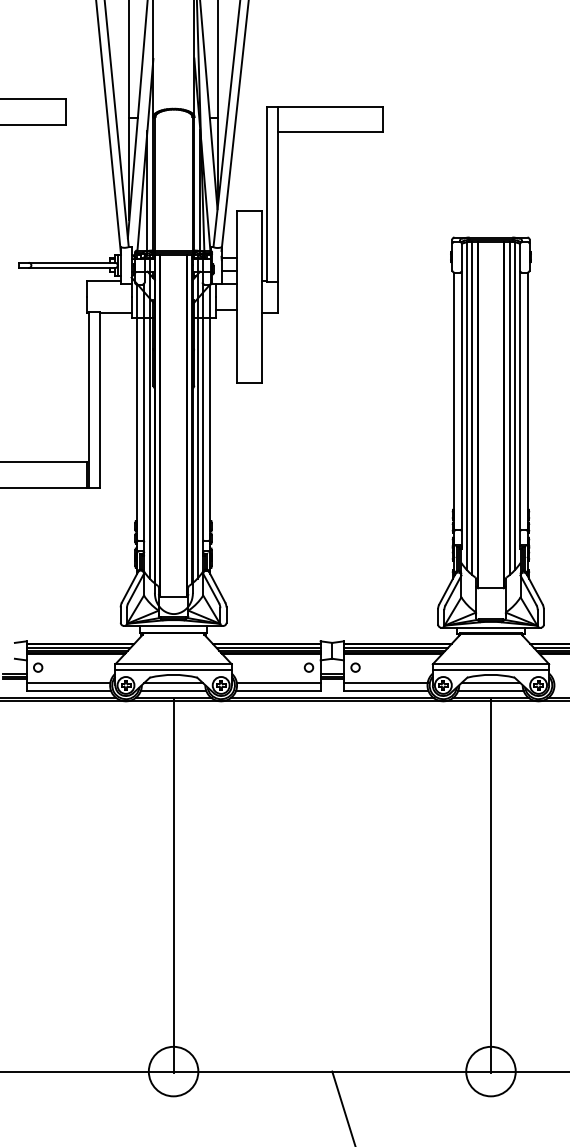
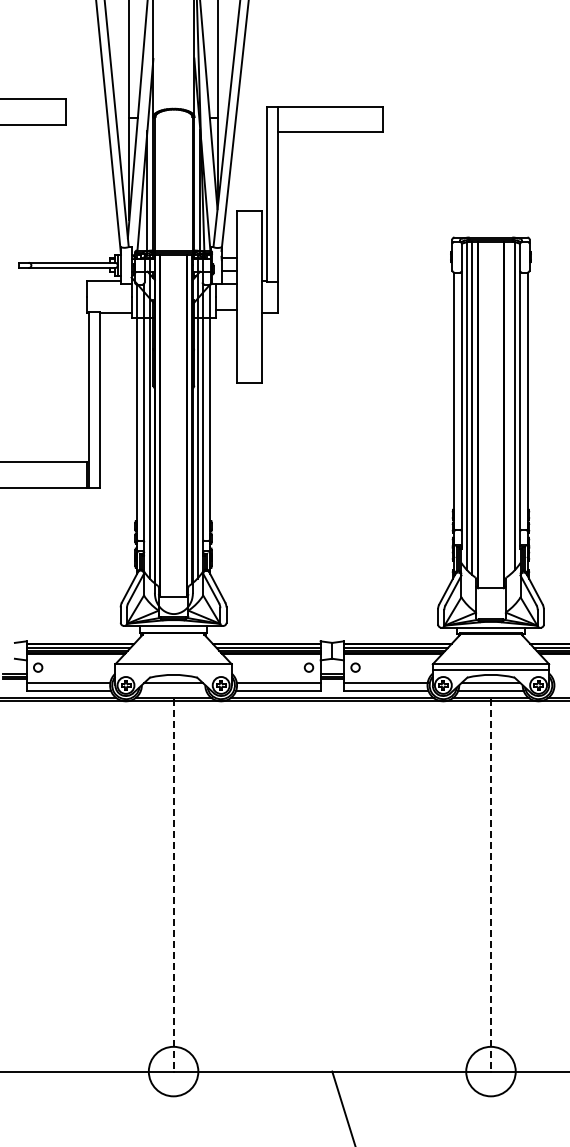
line: present -> none (509, 408)
line: present -> none (173, 669)
line: present -> none (173, 690)
line: solid -> dashed (173, 885)
line: solid -> dashed (490, 885)
